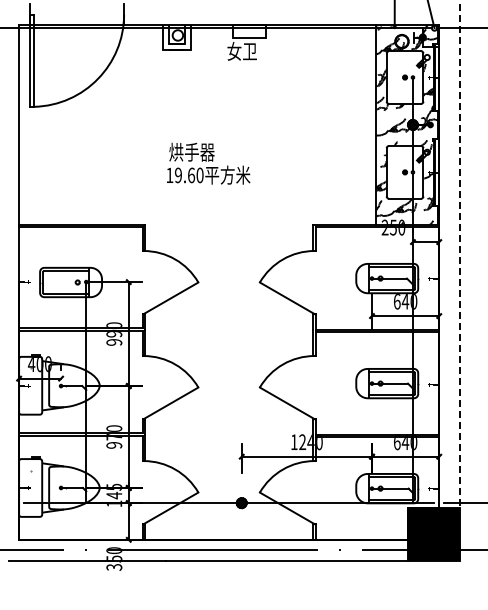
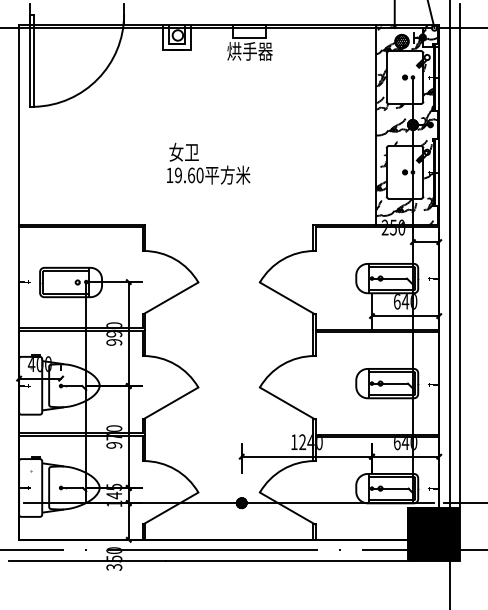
hatch: none -> present (401, 41)
text: 女卫 -> 烘手器 (249, 51)
text: 烘手器 -> 女卫 (191, 151)
line: dashed -> solid (460, 256)
line: none -> present (449, 304)
